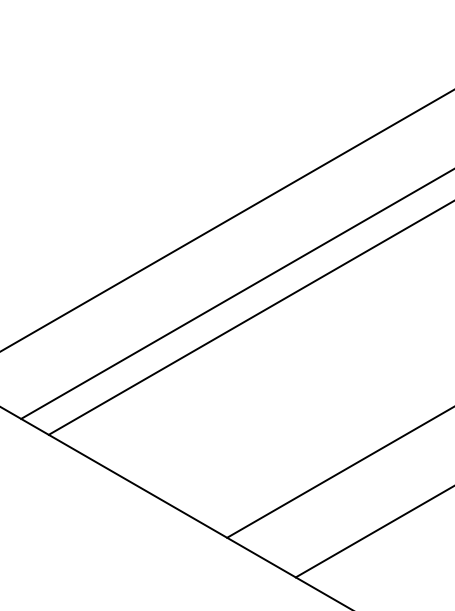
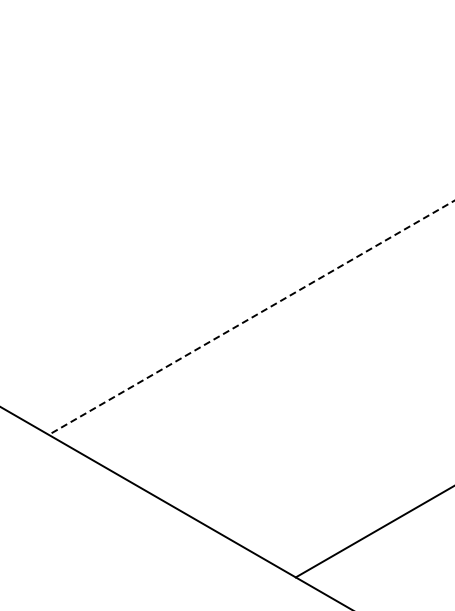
line: present -> none (226, 220)
line: present -> none (236, 294)
line: solid -> dashed (251, 317)
line: present -> none (339, 472)
